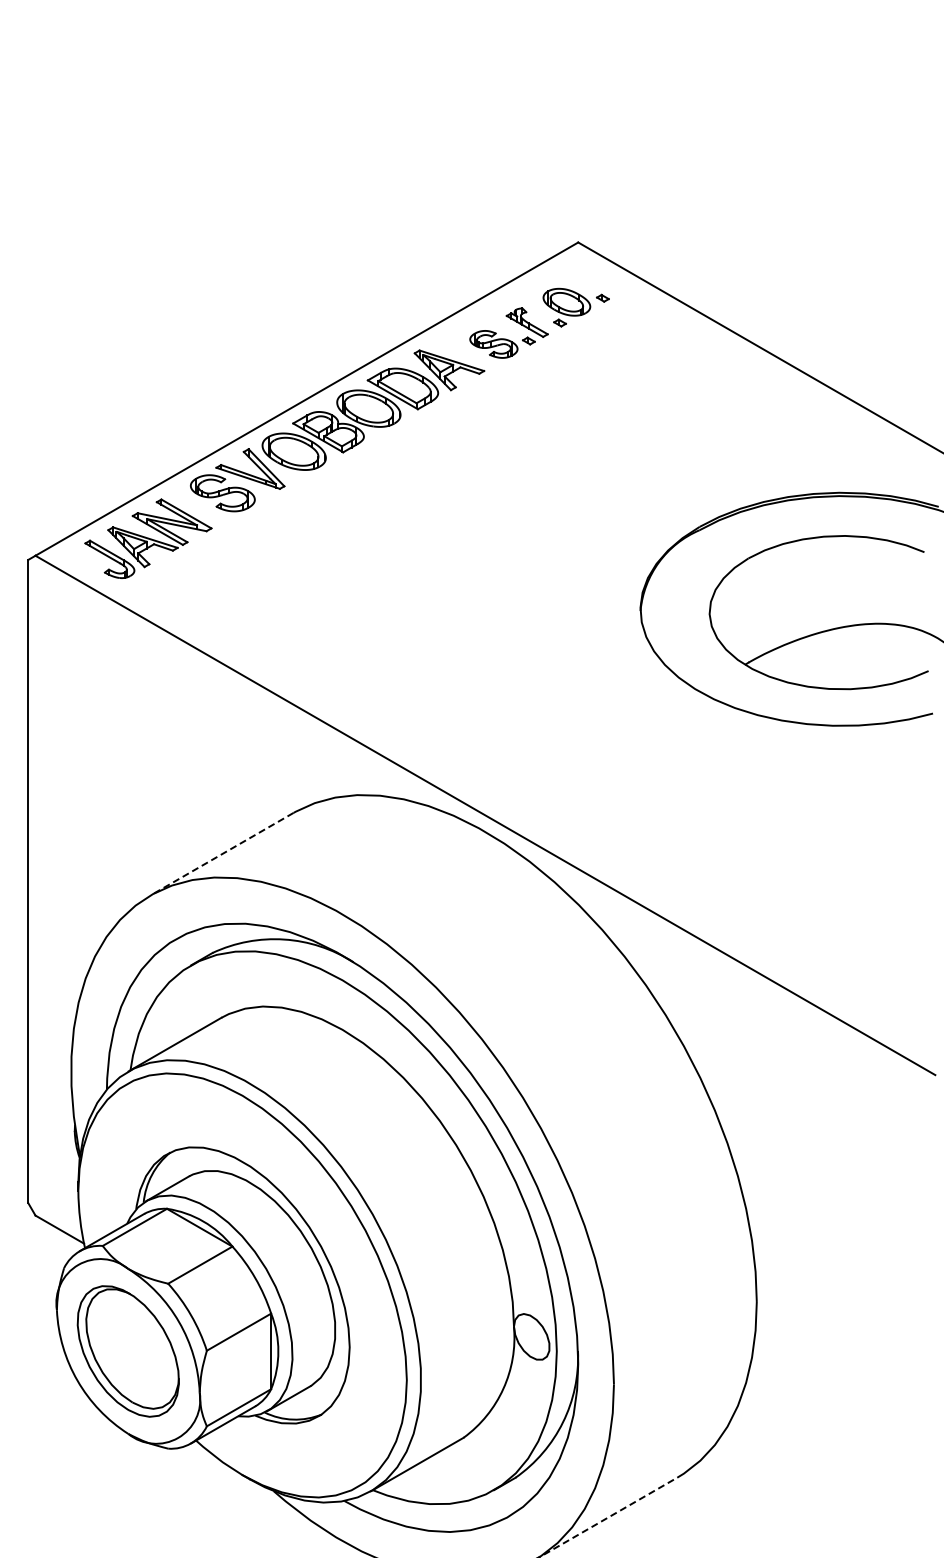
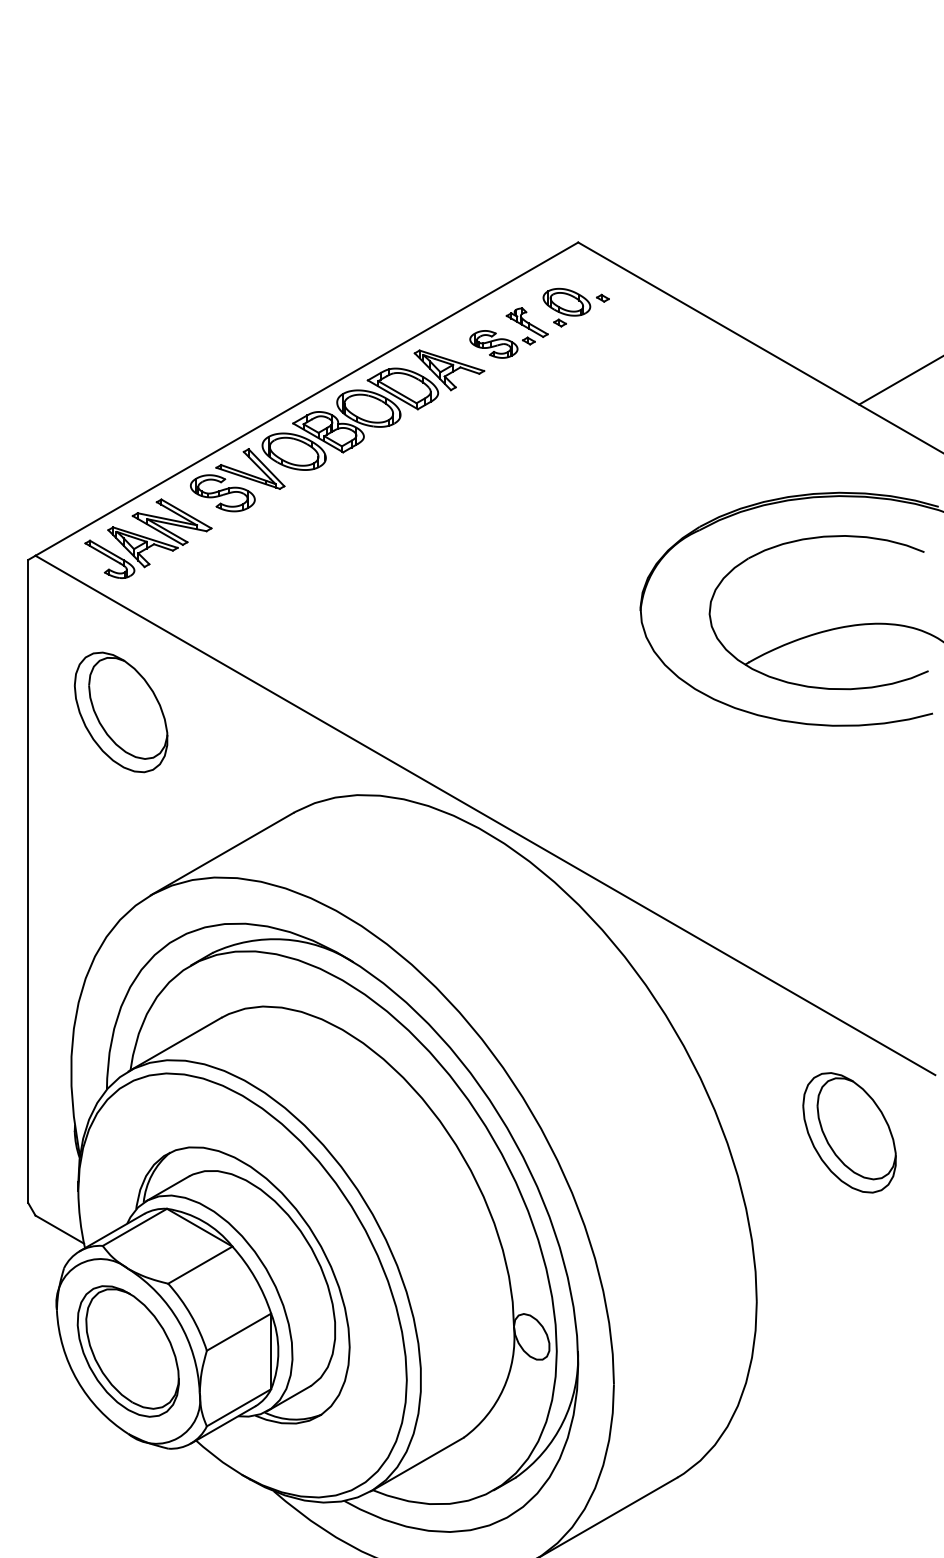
line: none -> present (899, 380)
part: none -> present (120, 712)
line: dashed -> solid (221, 854)
part: none -> present (849, 1132)
line: dashed -> solid (608, 1517)
